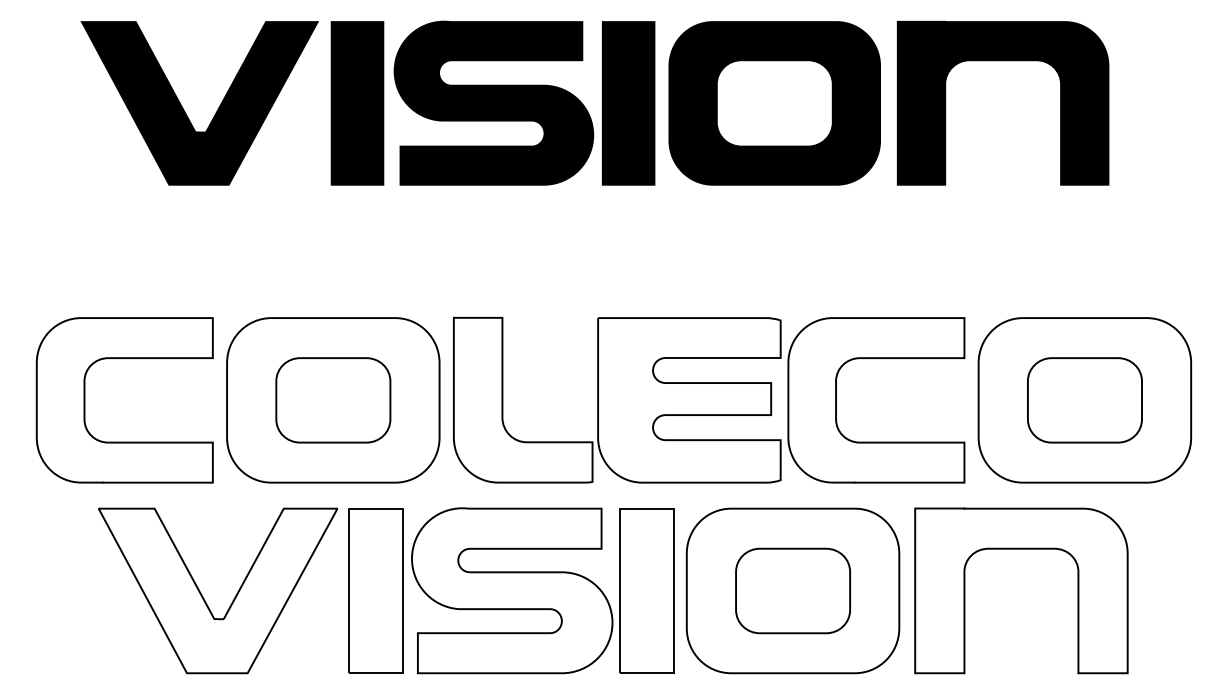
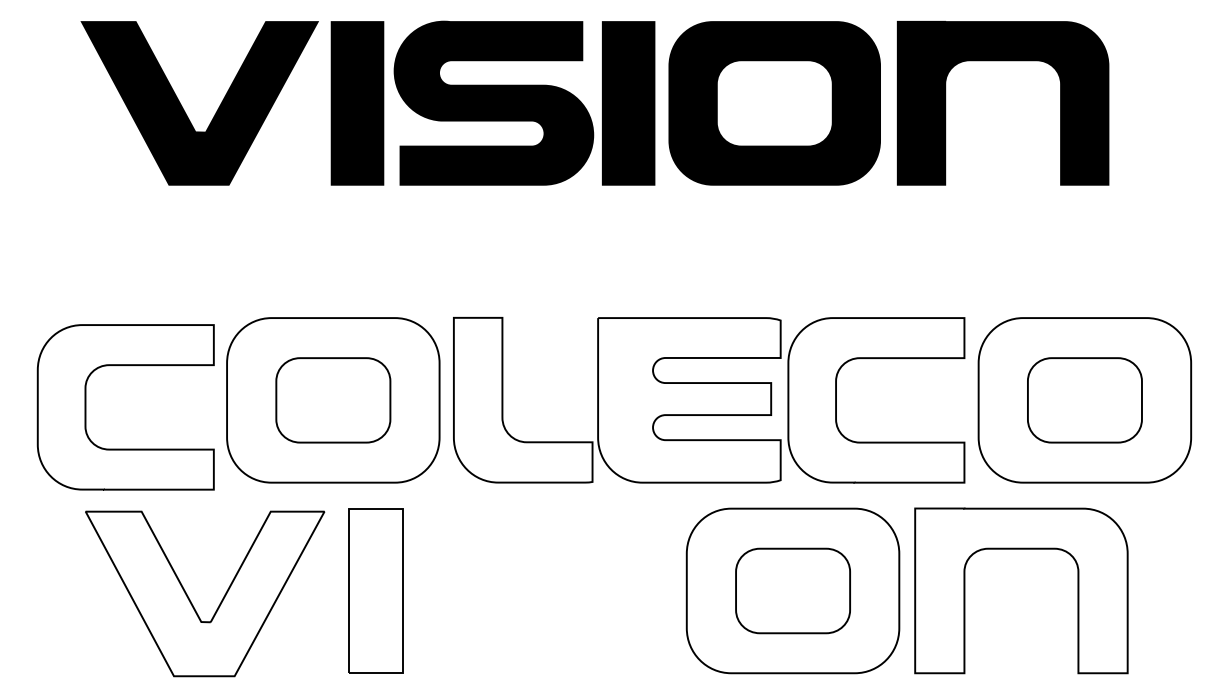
part position: (85, 400) -> (86, 407) (86, 407)
part: present -> none (542, 590)
part position: (204, 598) -> (191, 601) (191, 601)
